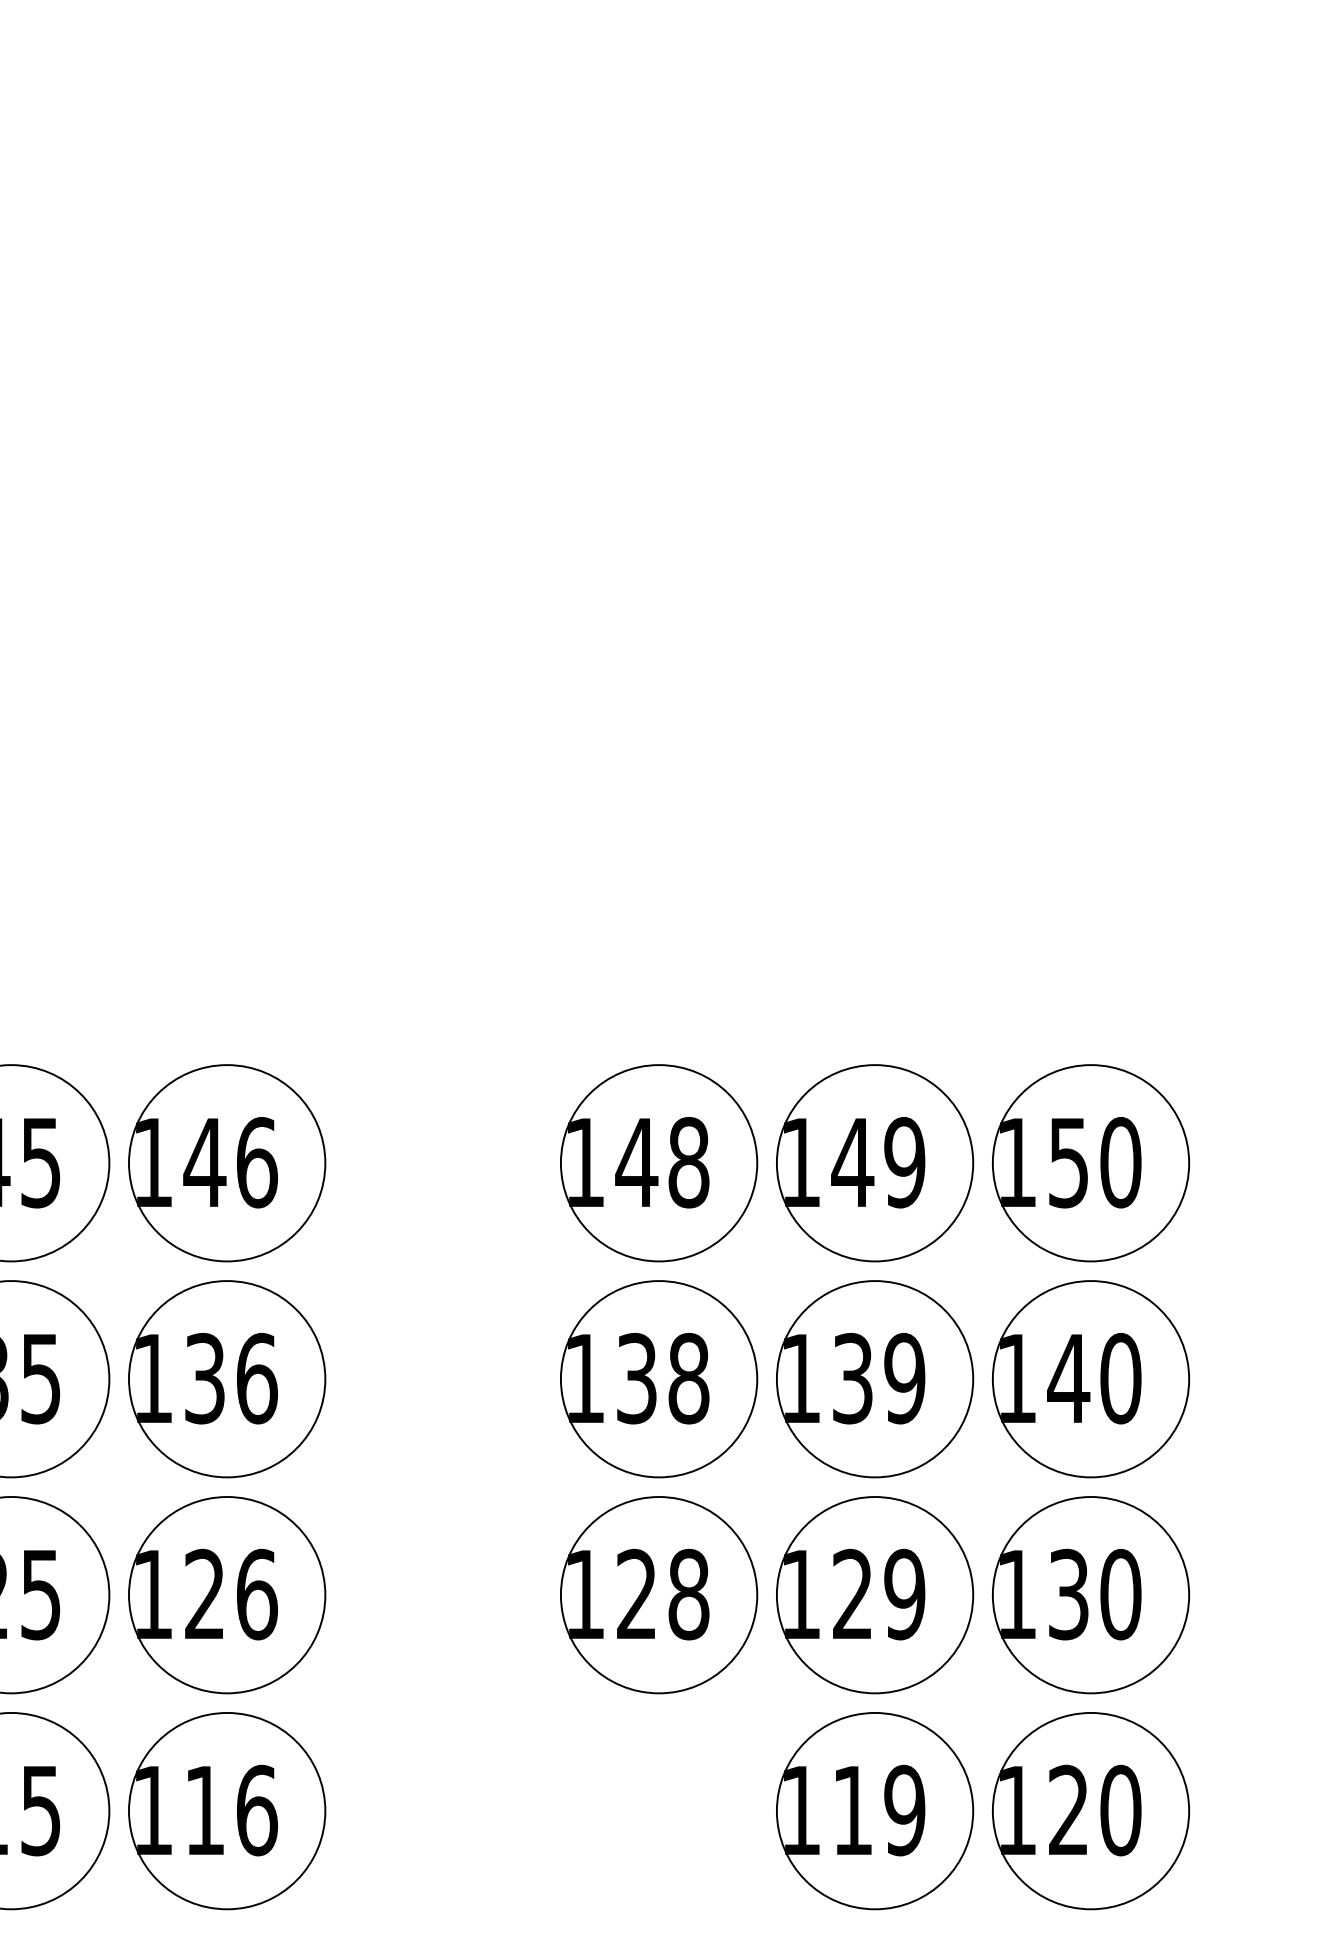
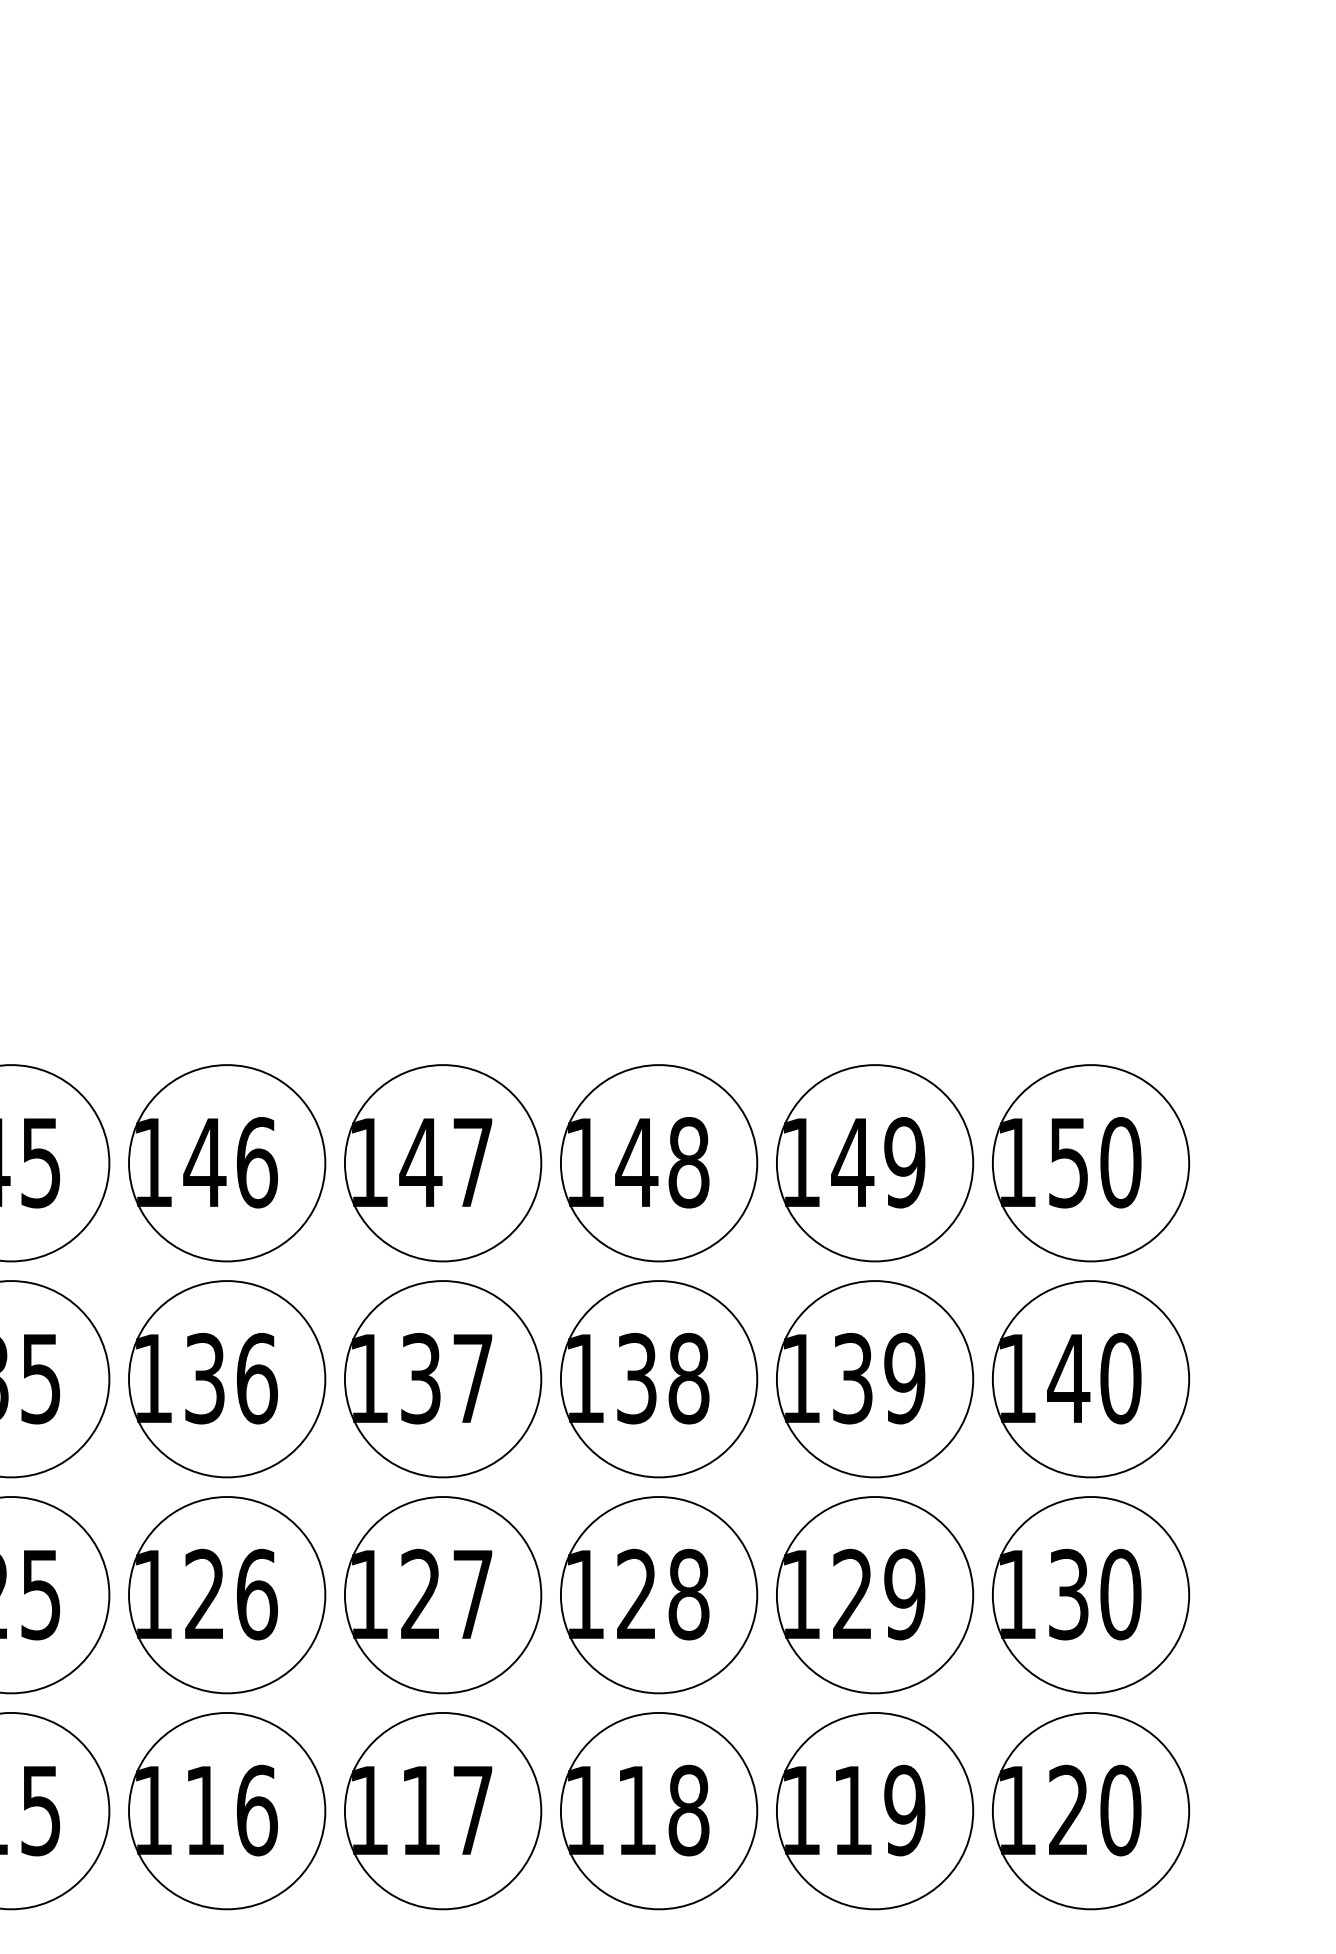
part: none -> present (443, 1163)
part: none -> present (443, 1379)
part: none -> present (443, 1595)
part: none -> present (443, 1811)
part: none -> present (659, 1811)
